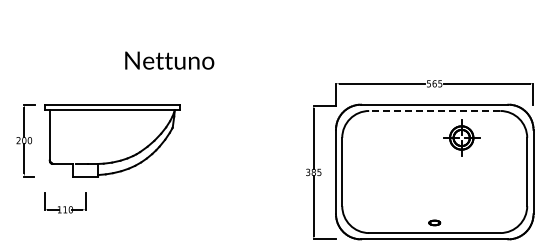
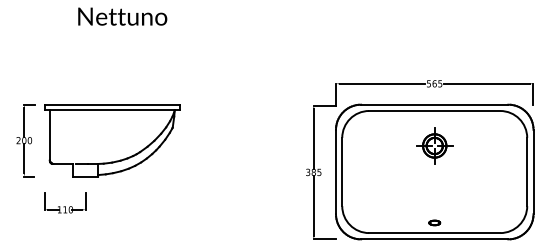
text position: (169, 60) -> (122, 16) (122, 16)
line: dashed -> solid (434, 110)
part position: (461, 137) -> (434, 145) (434, 145)
